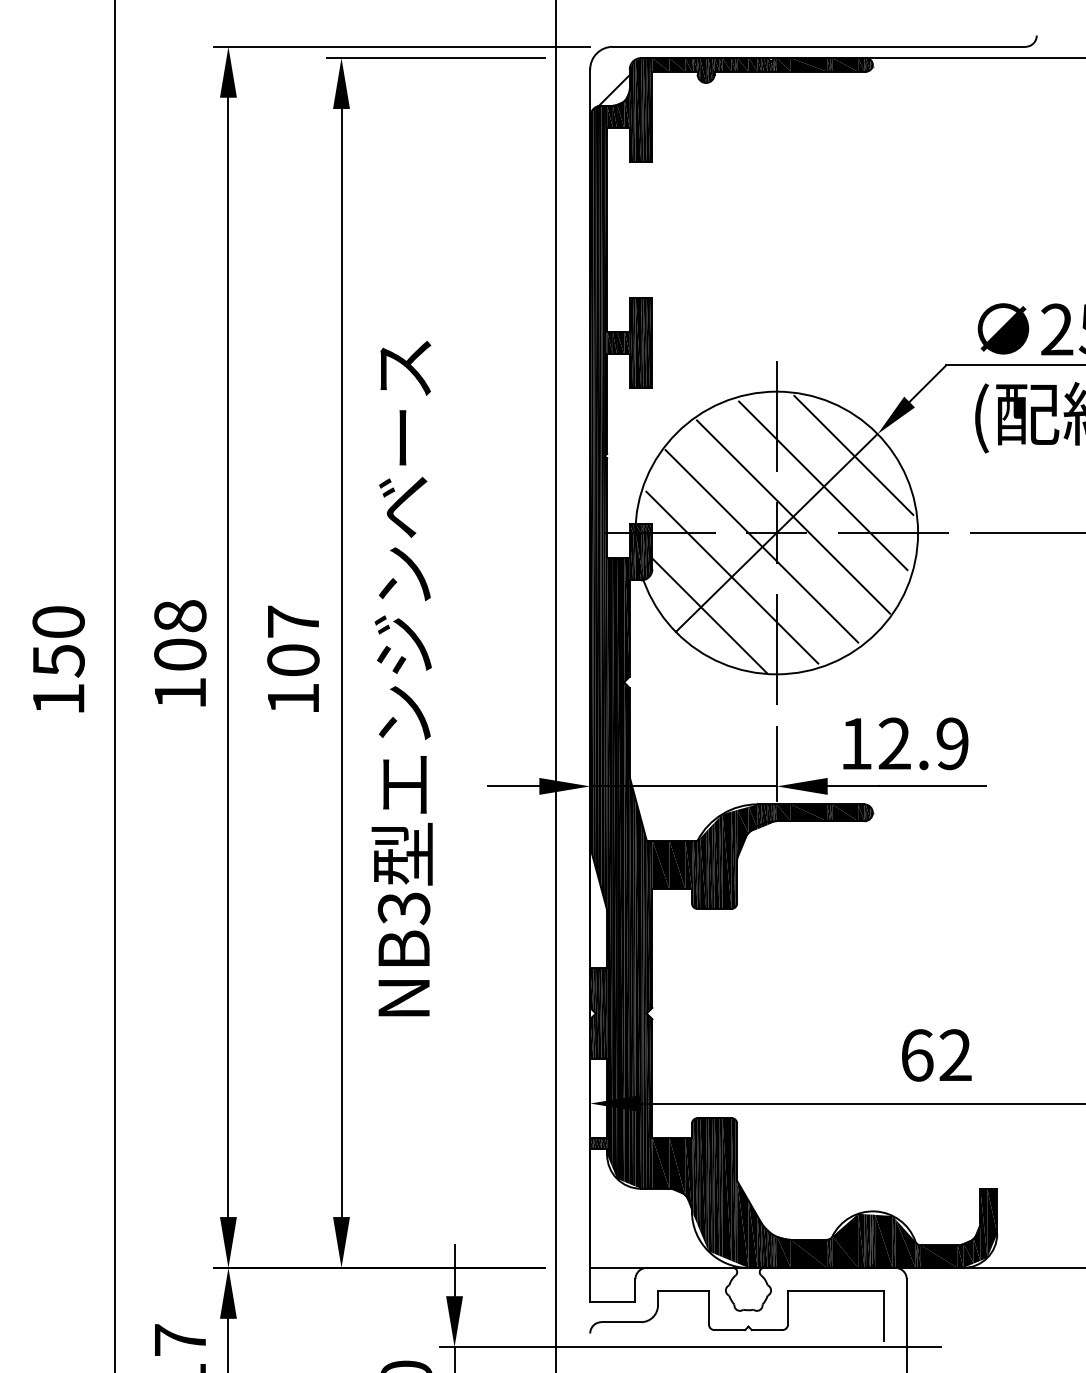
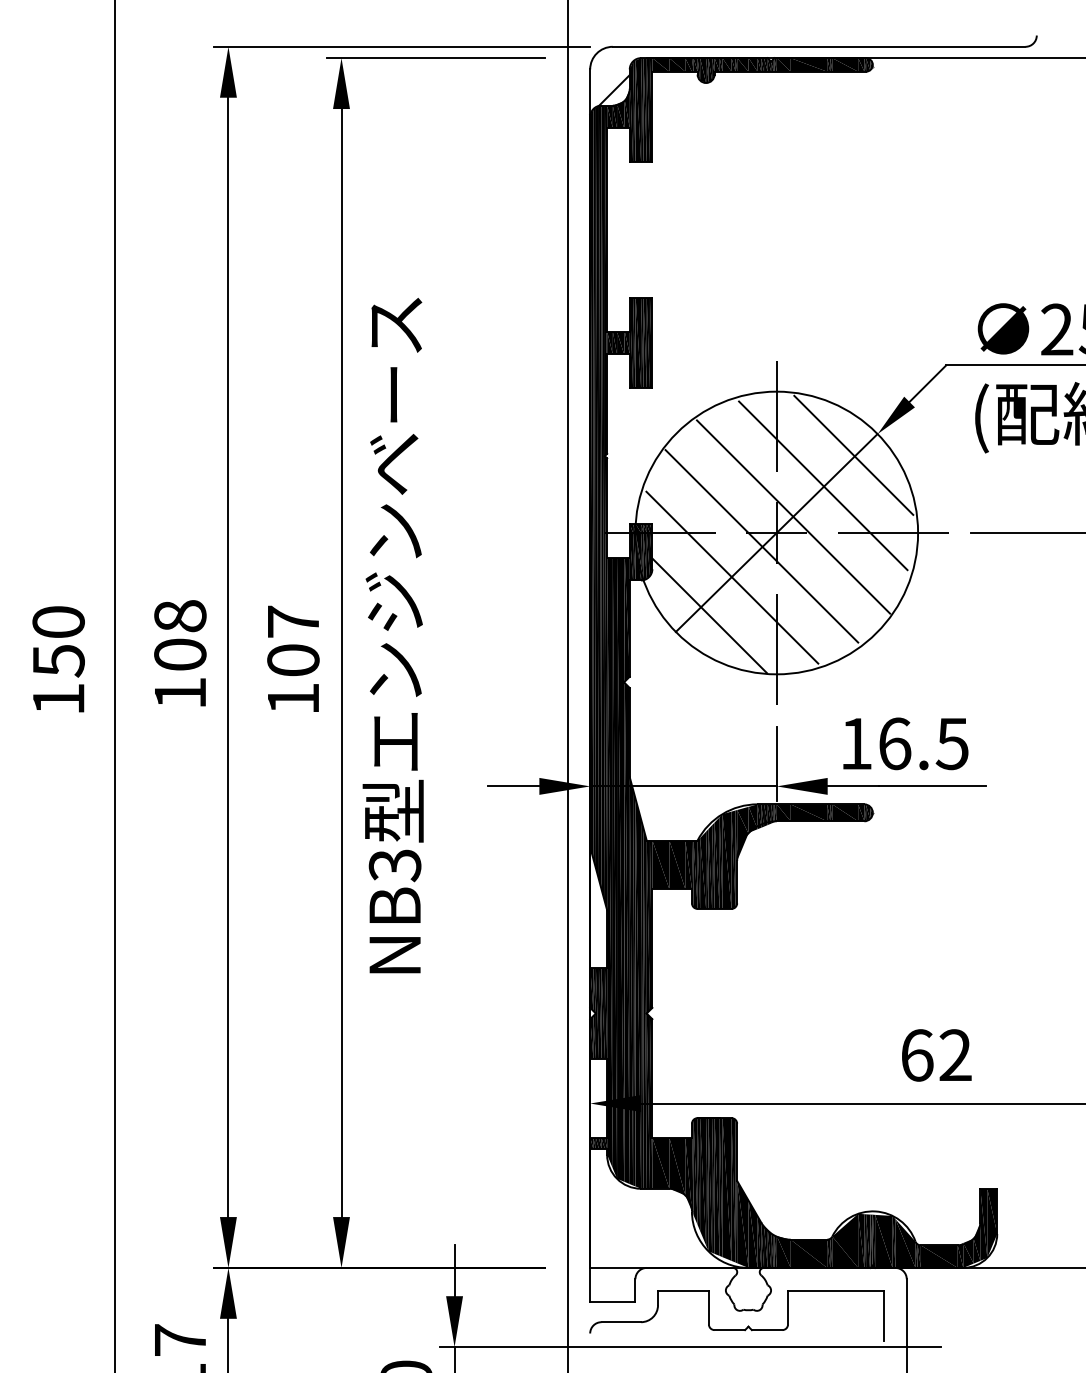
text position: (401, 678) -> (392, 635) (392, 635)
line position: (555, 685) -> (567, 685) (567, 685)
text: 12.9 -> 16.5 (923, 743)
